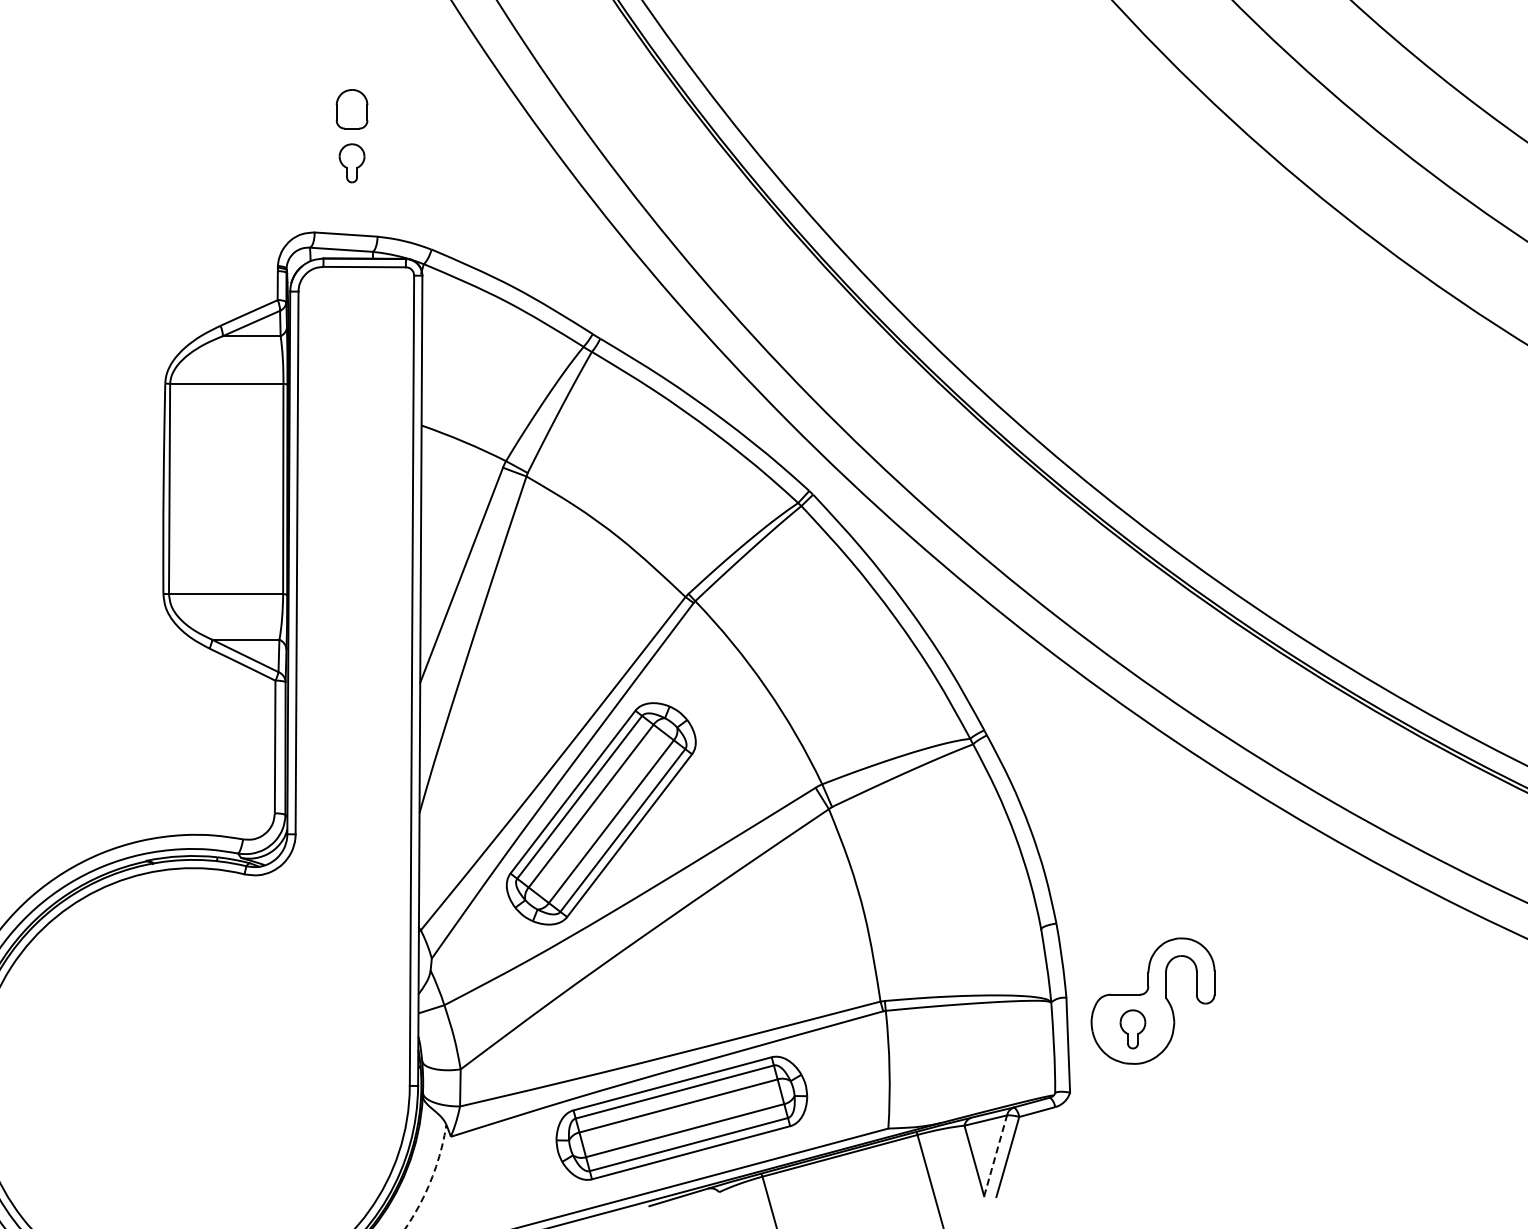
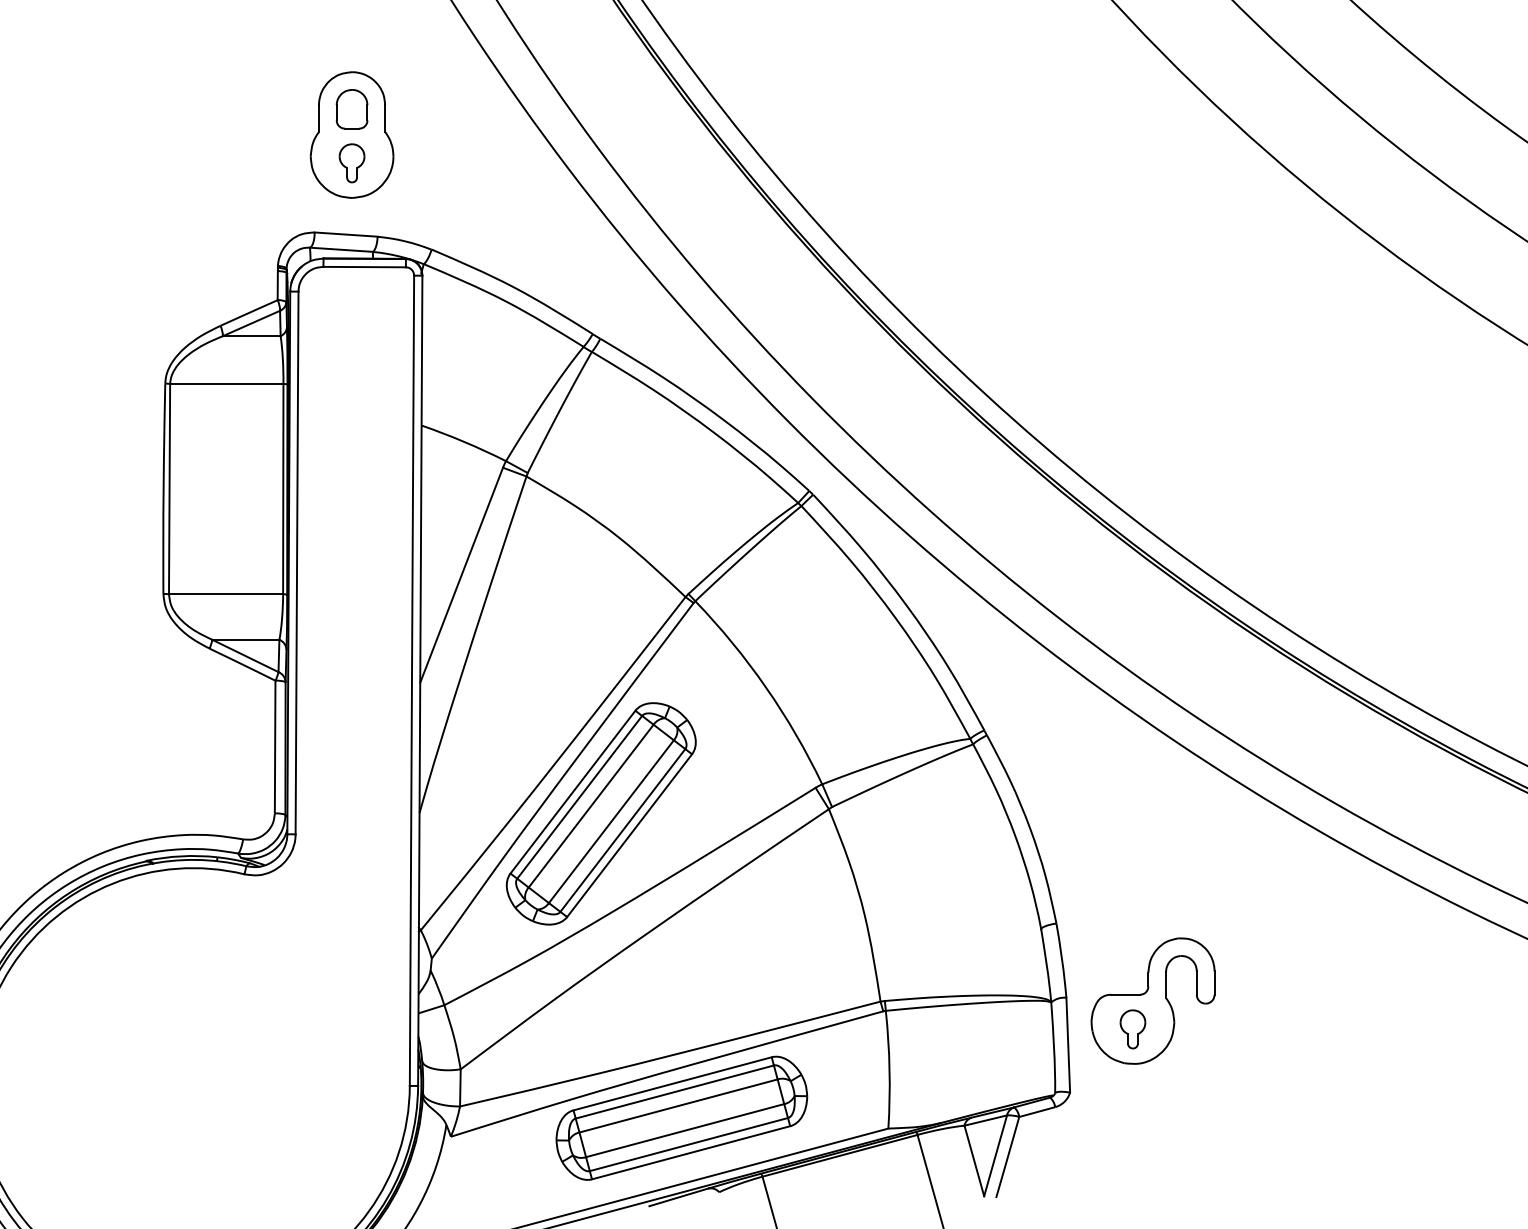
part: none -> present (351, 134)
line: dashed -> solid (995, 1155)
arc: dashed -> solid (431, 1179)
